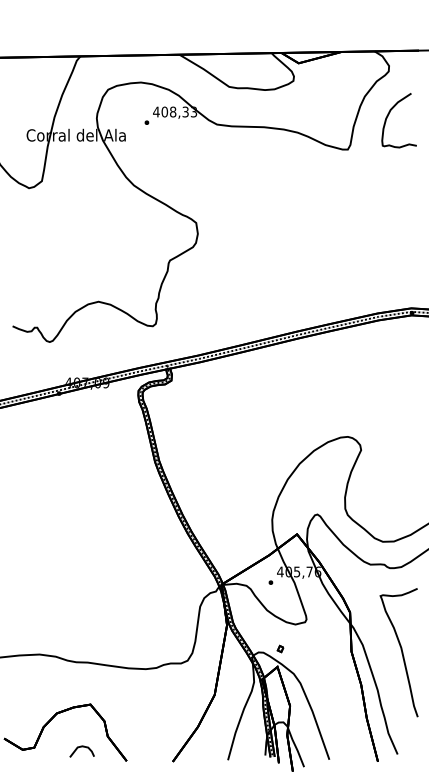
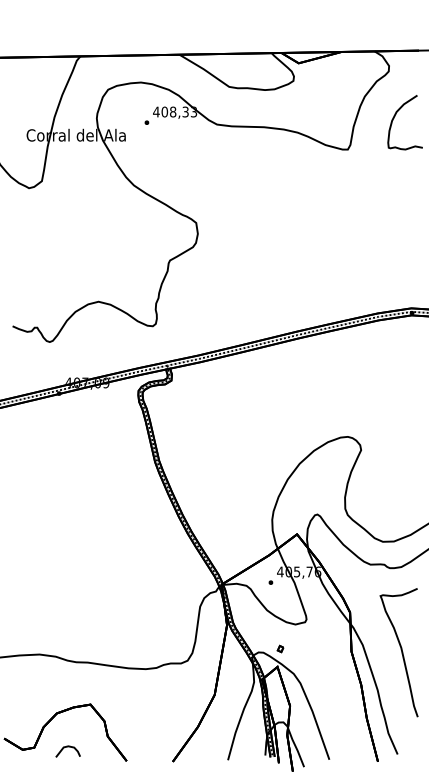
curve position: (388, 116) -> (394, 118) (394, 118)
curve position: (81, 747) -> (67, 747) (67, 747)
